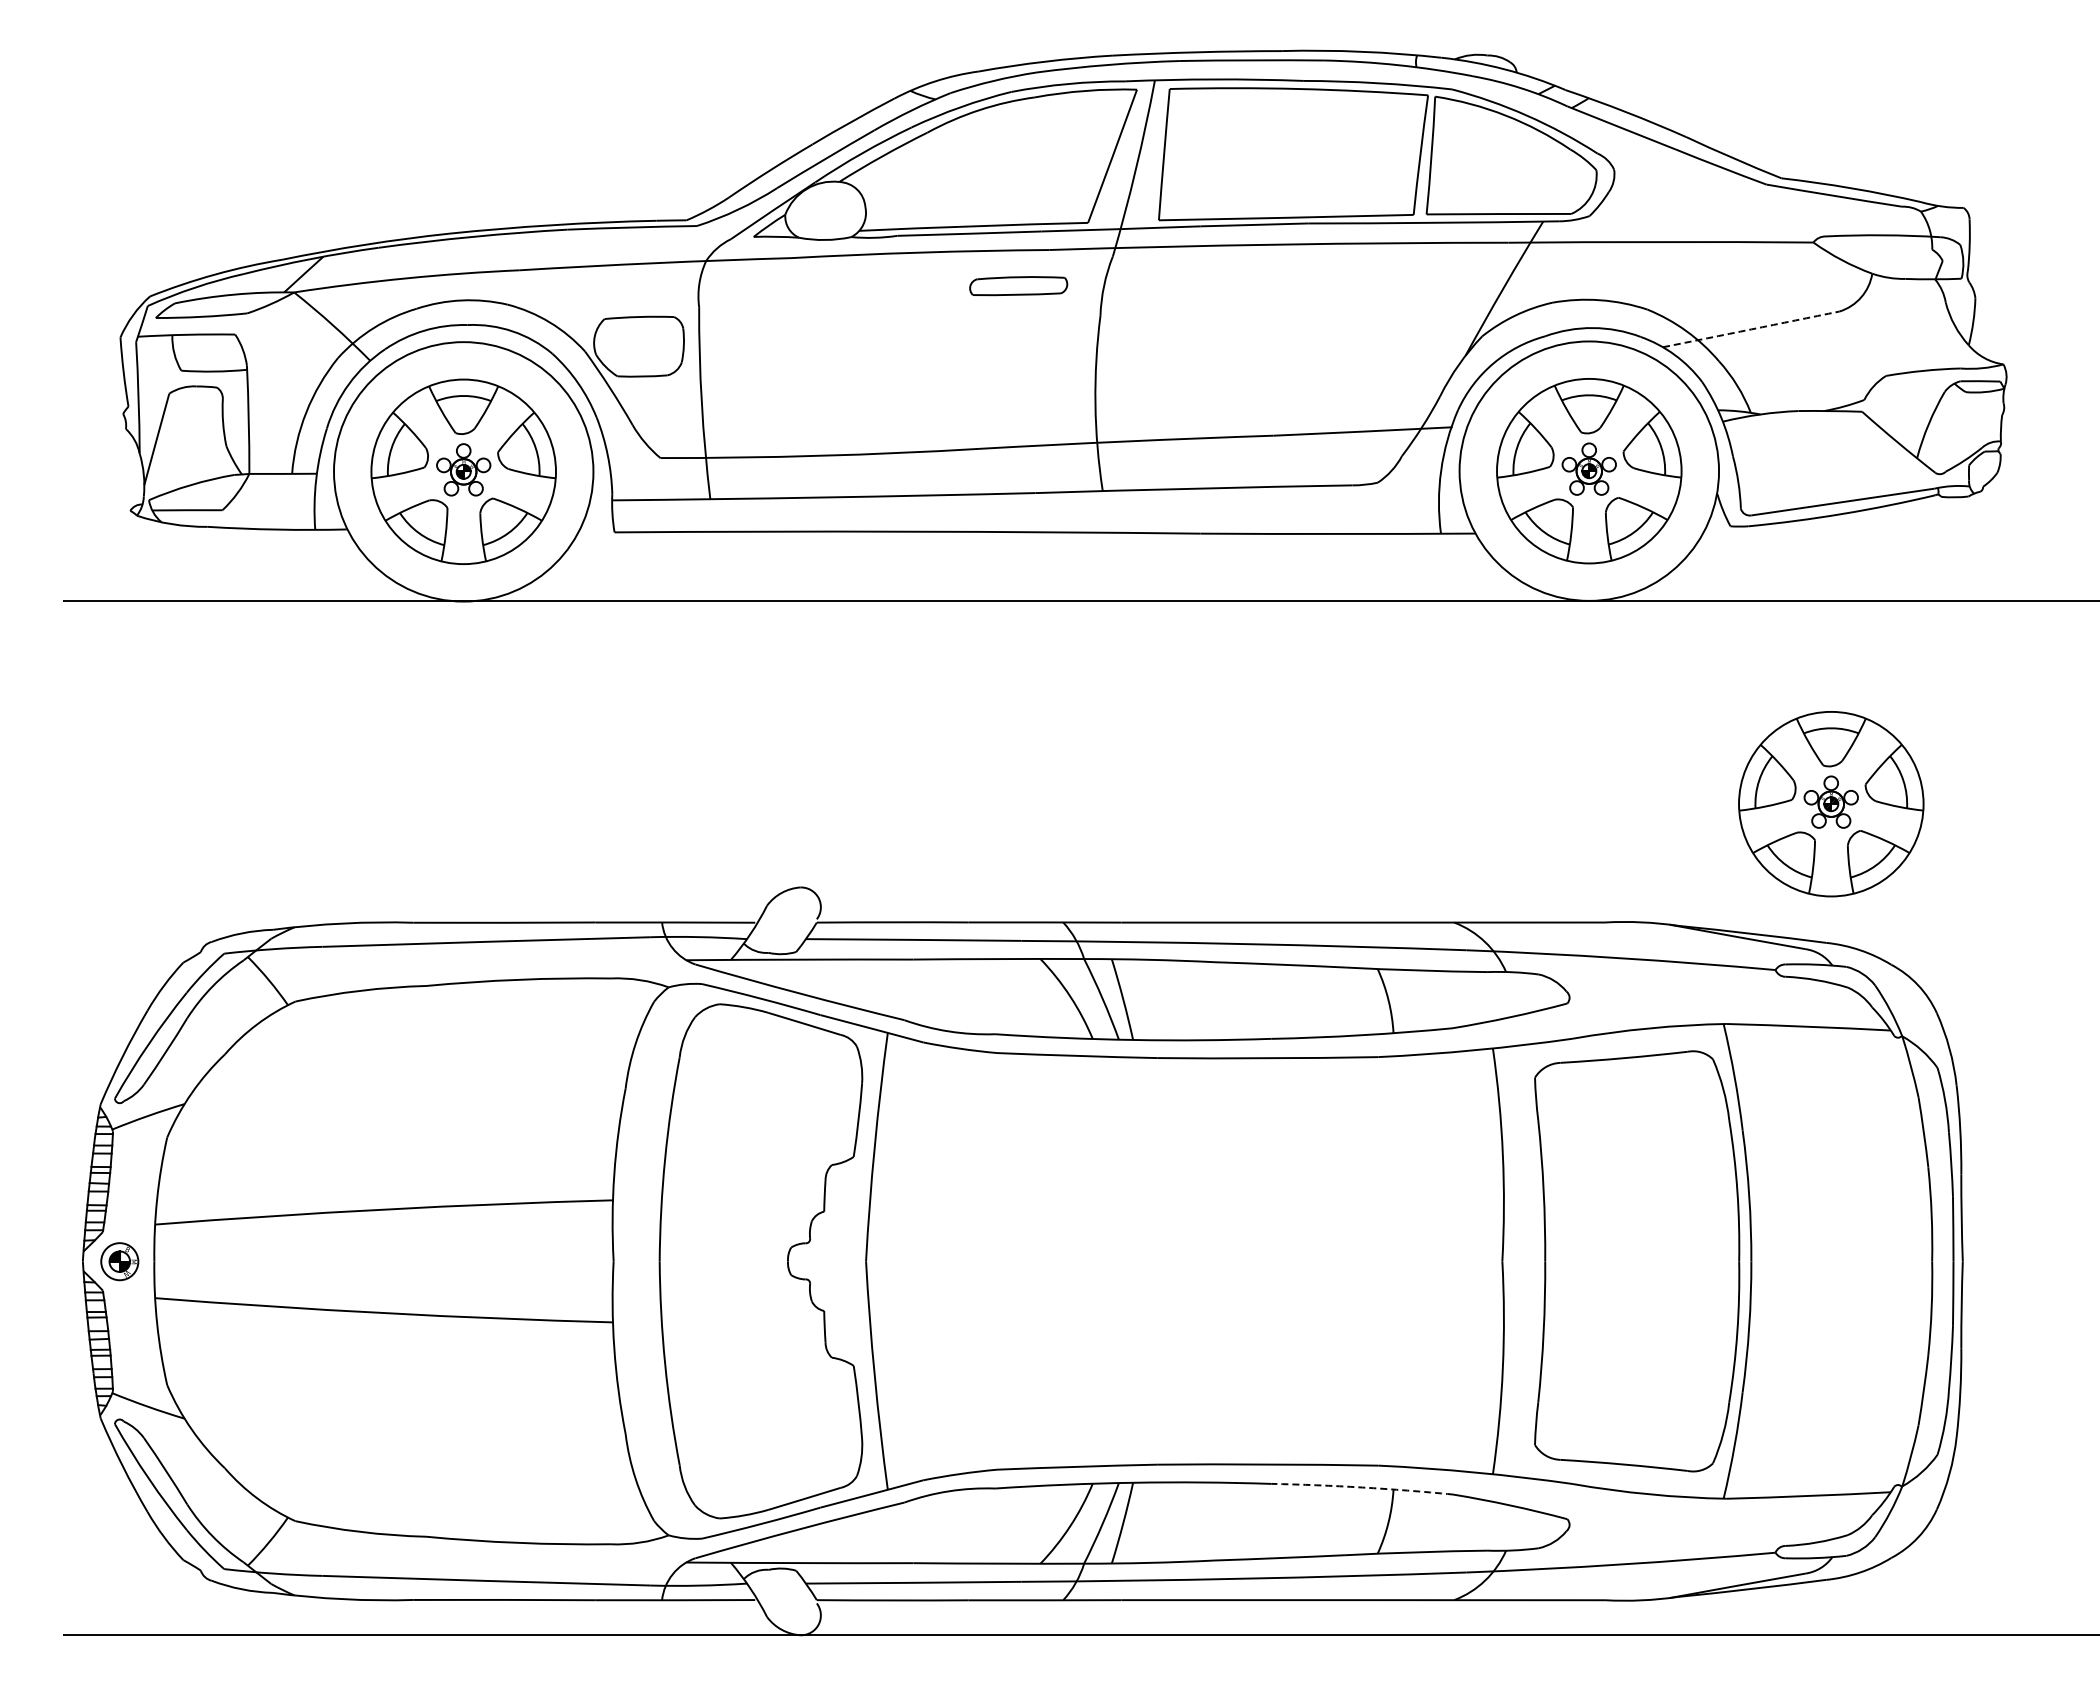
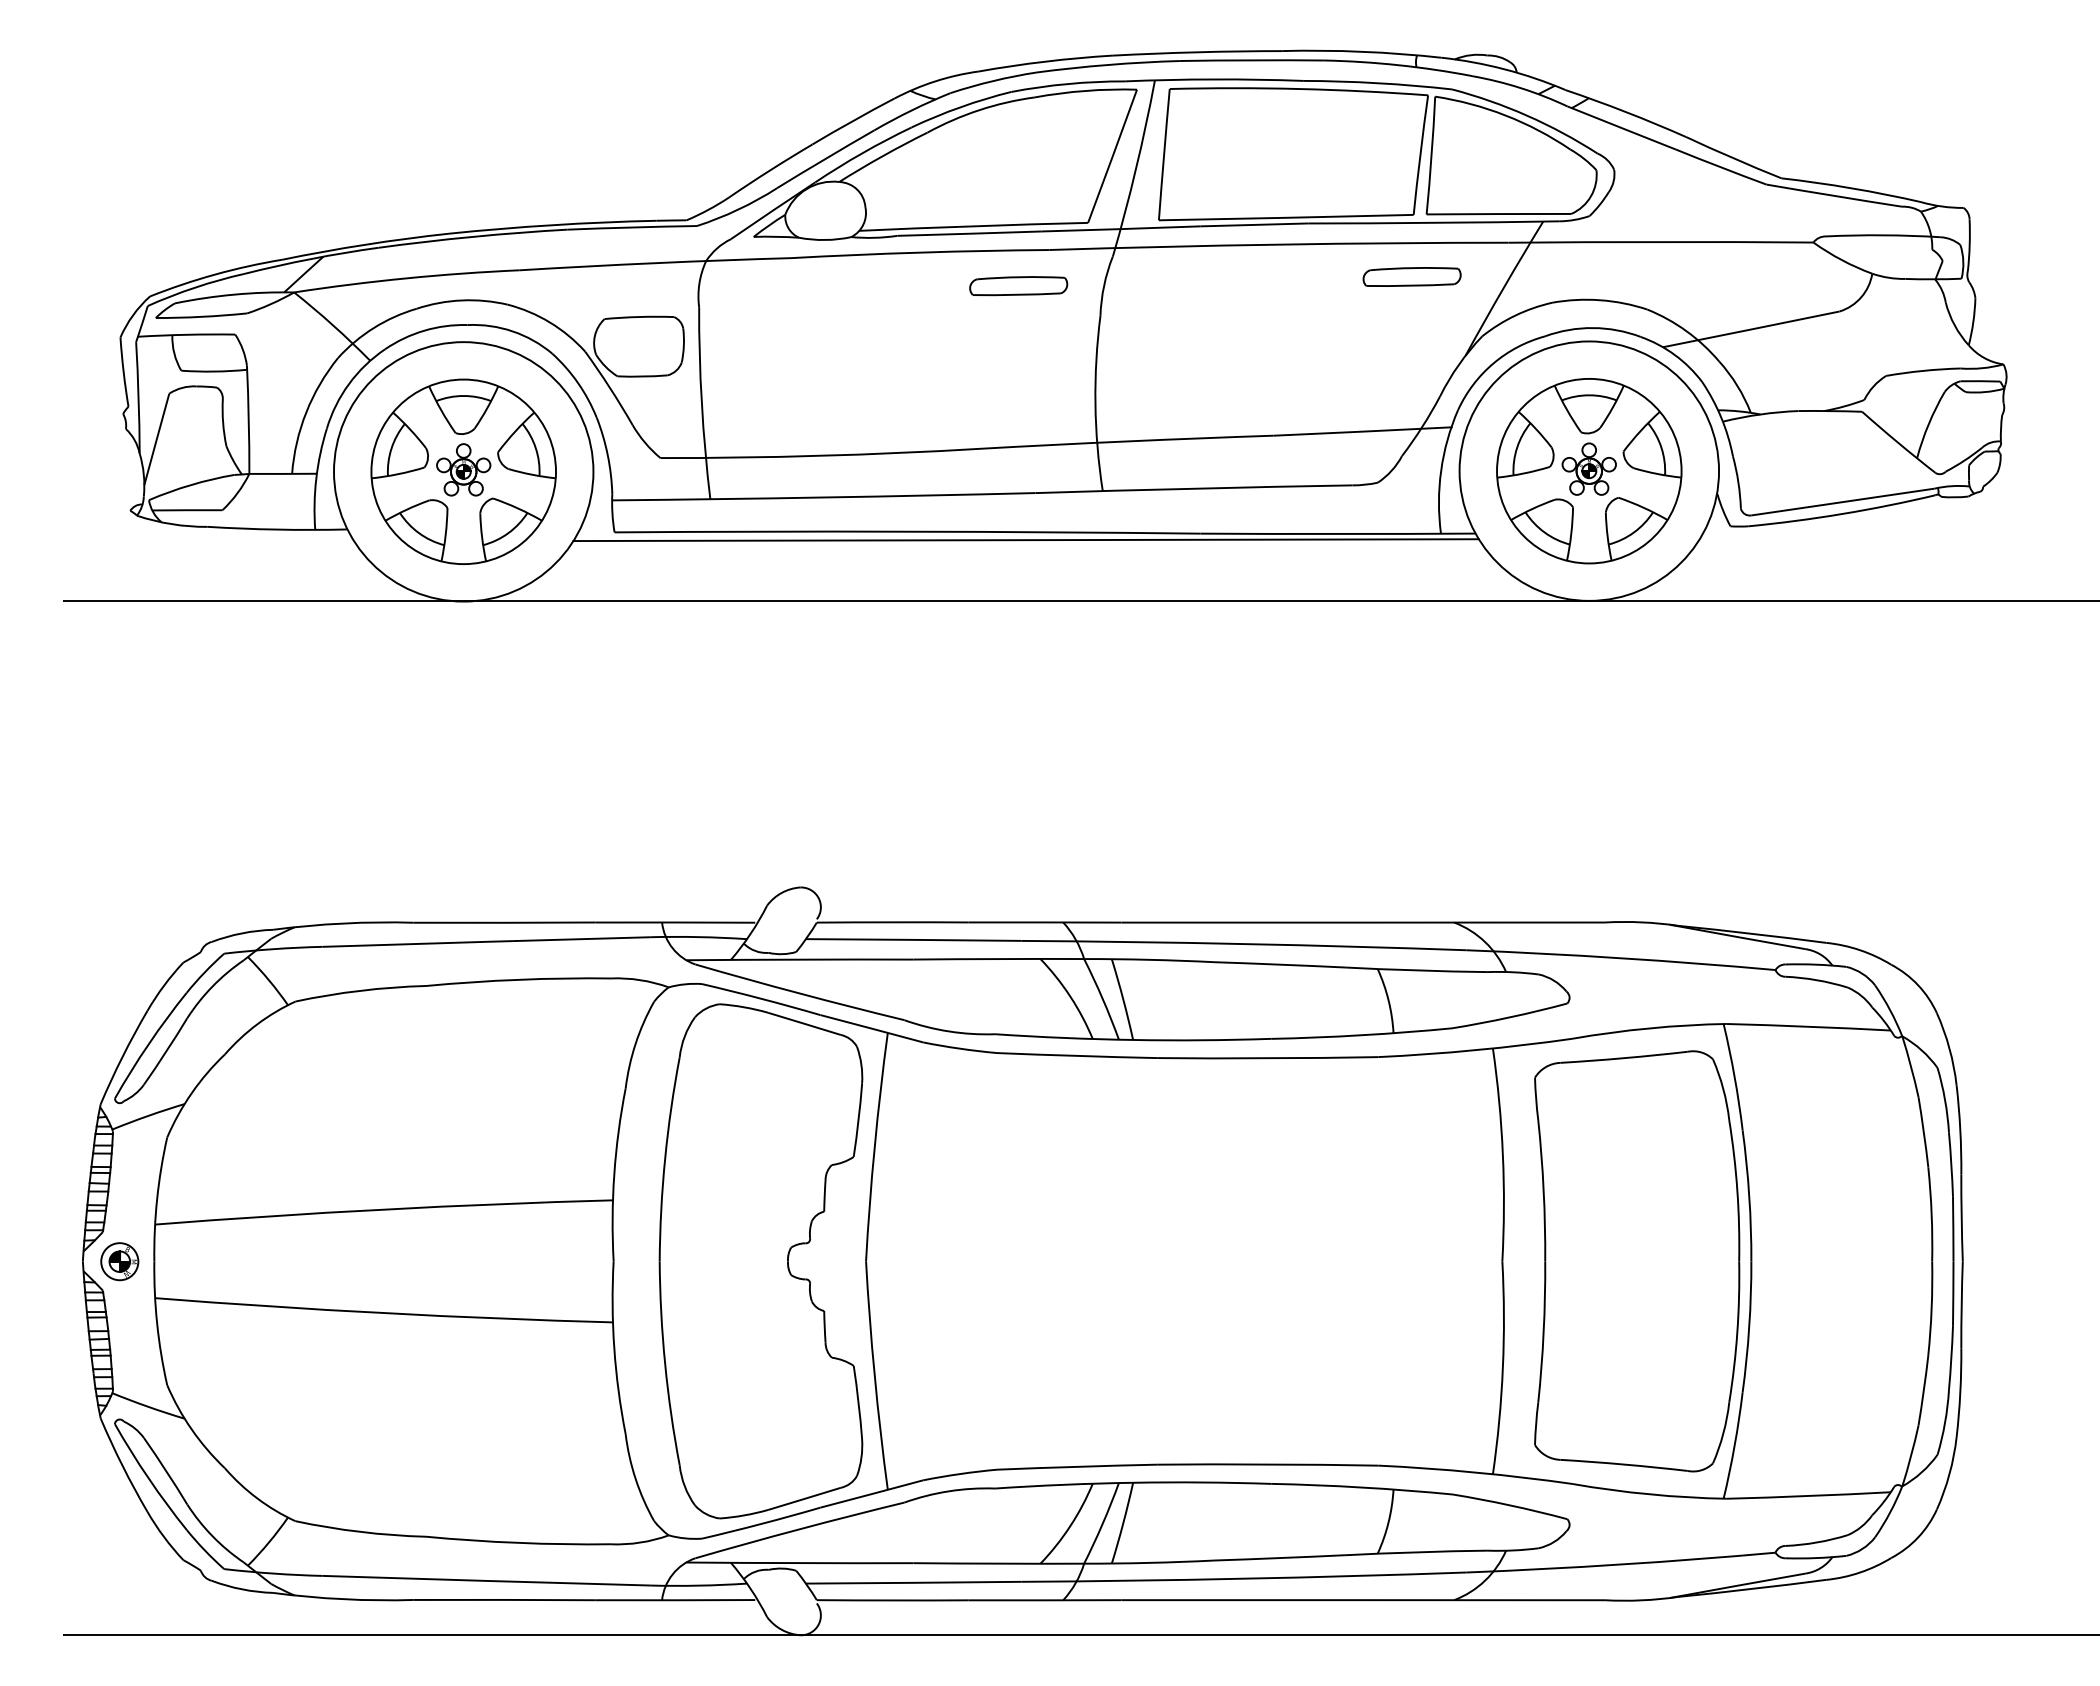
part: none -> present (1411, 276)
arc: dashed -> solid (1751, 329)
line: none -> present (1025, 540)
part: present -> none (1831, 804)
arc: dashed -> solid (1362, 1487)
